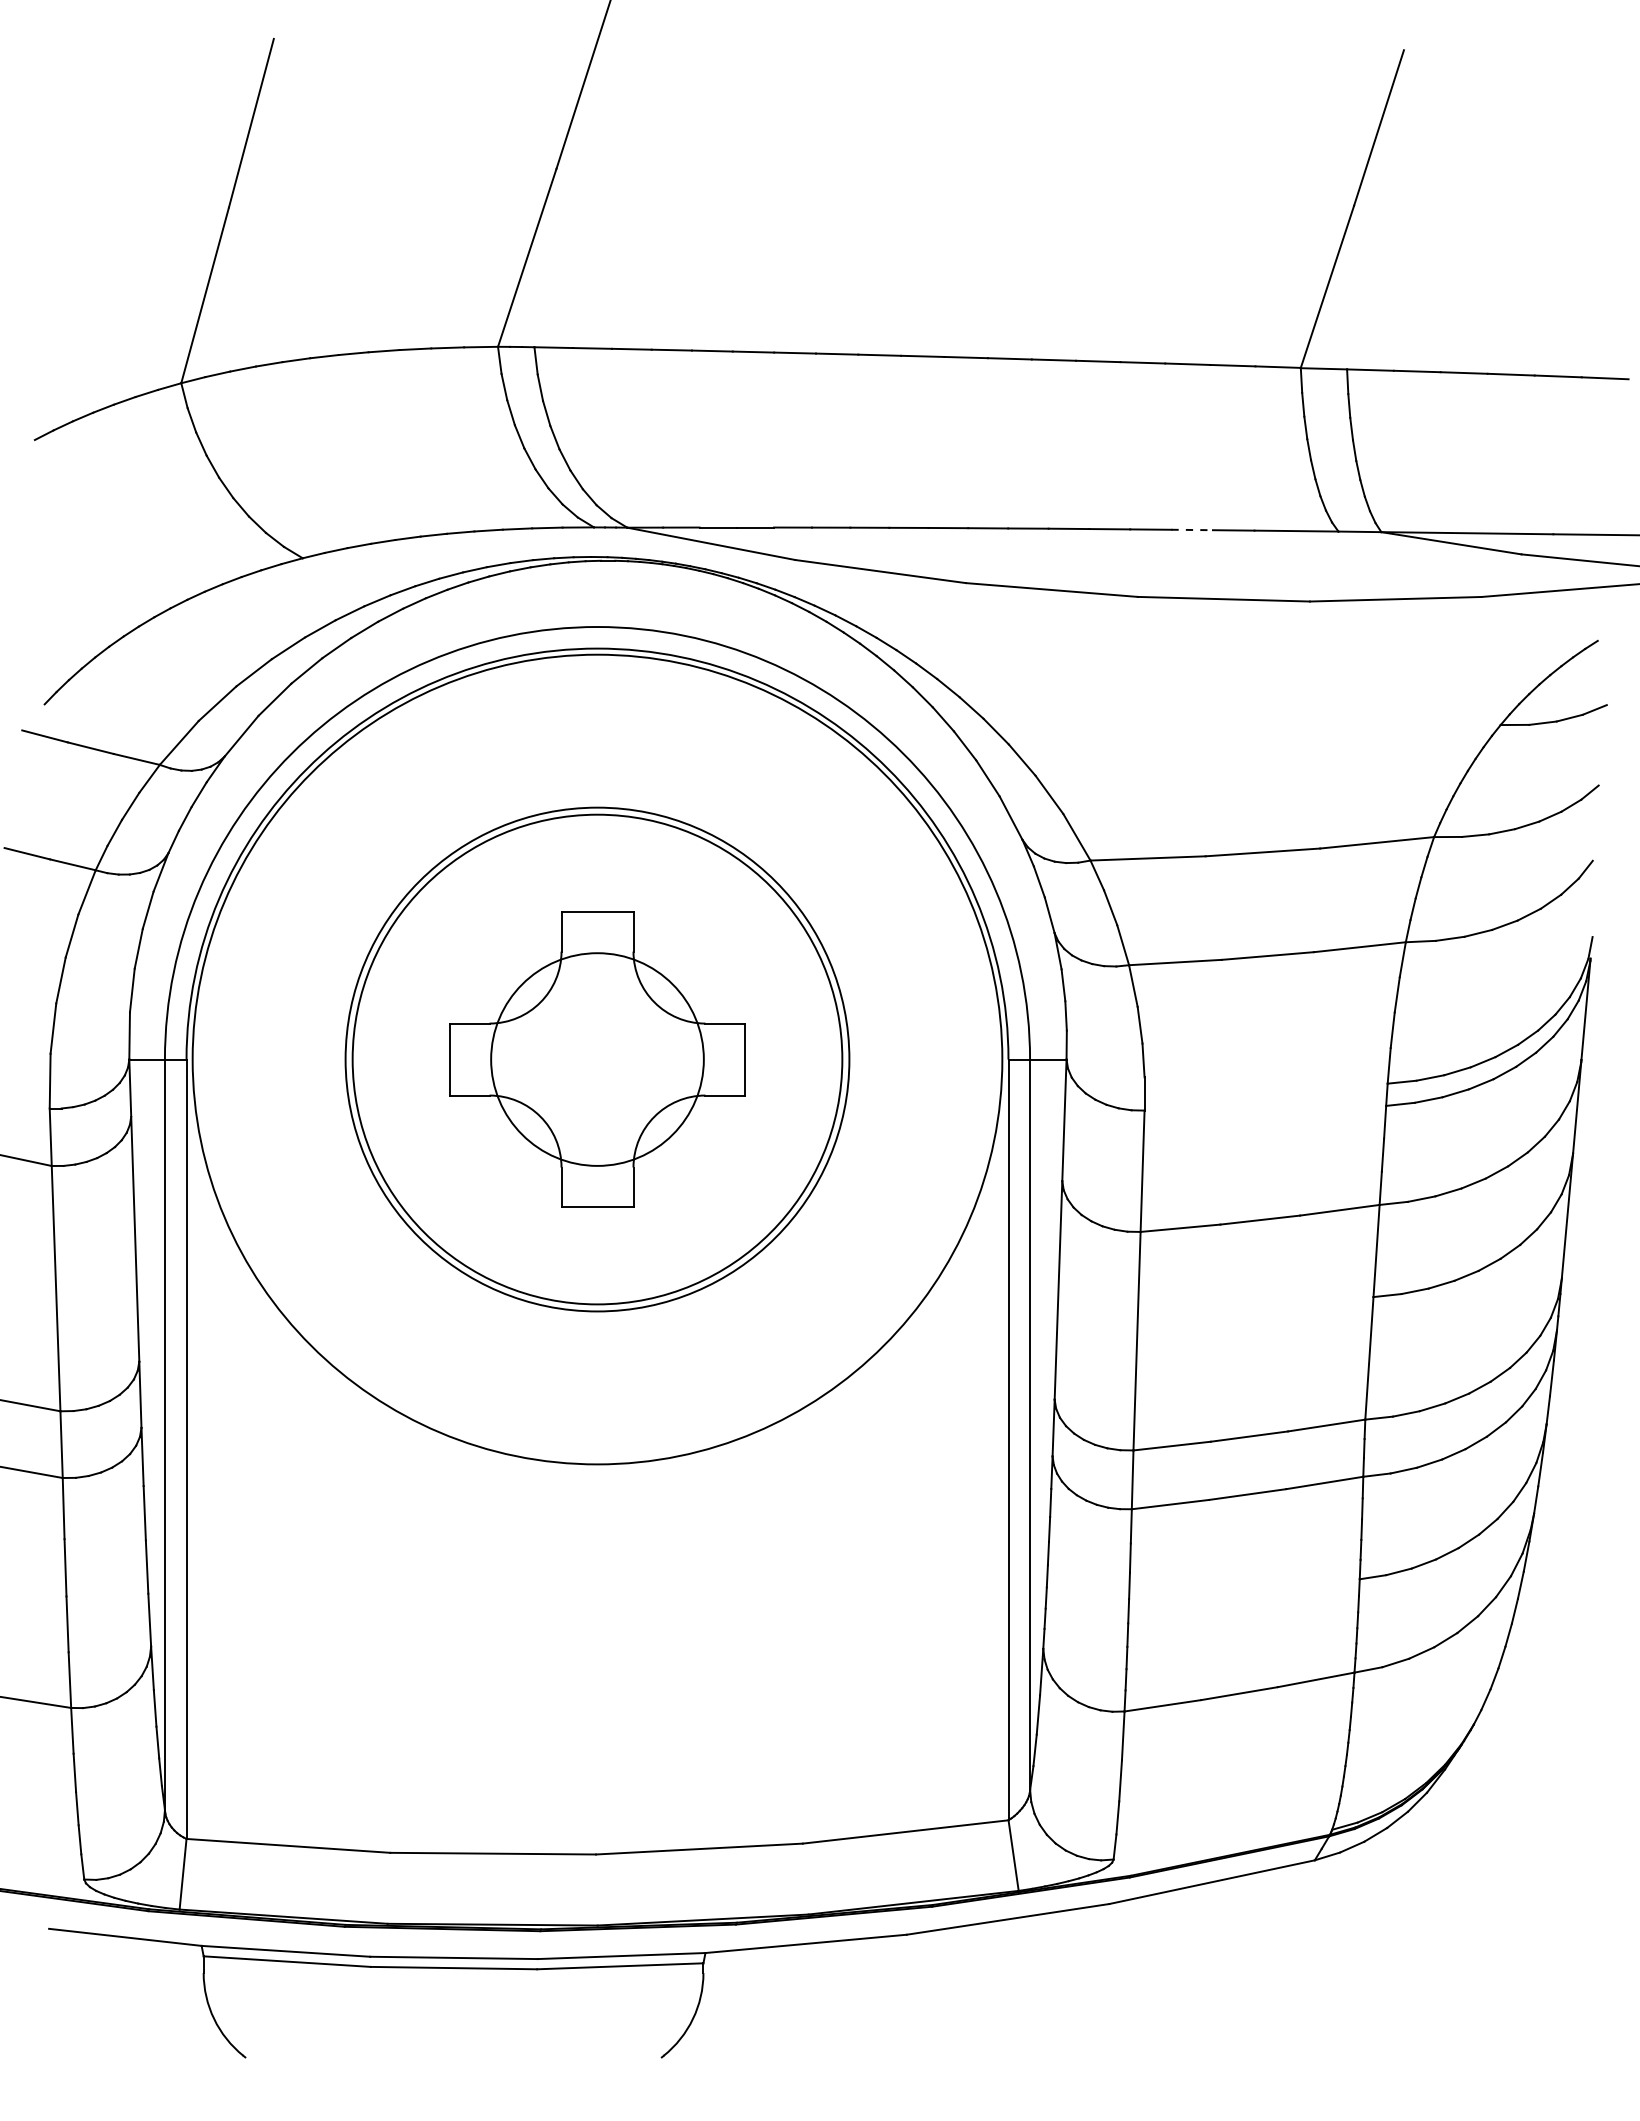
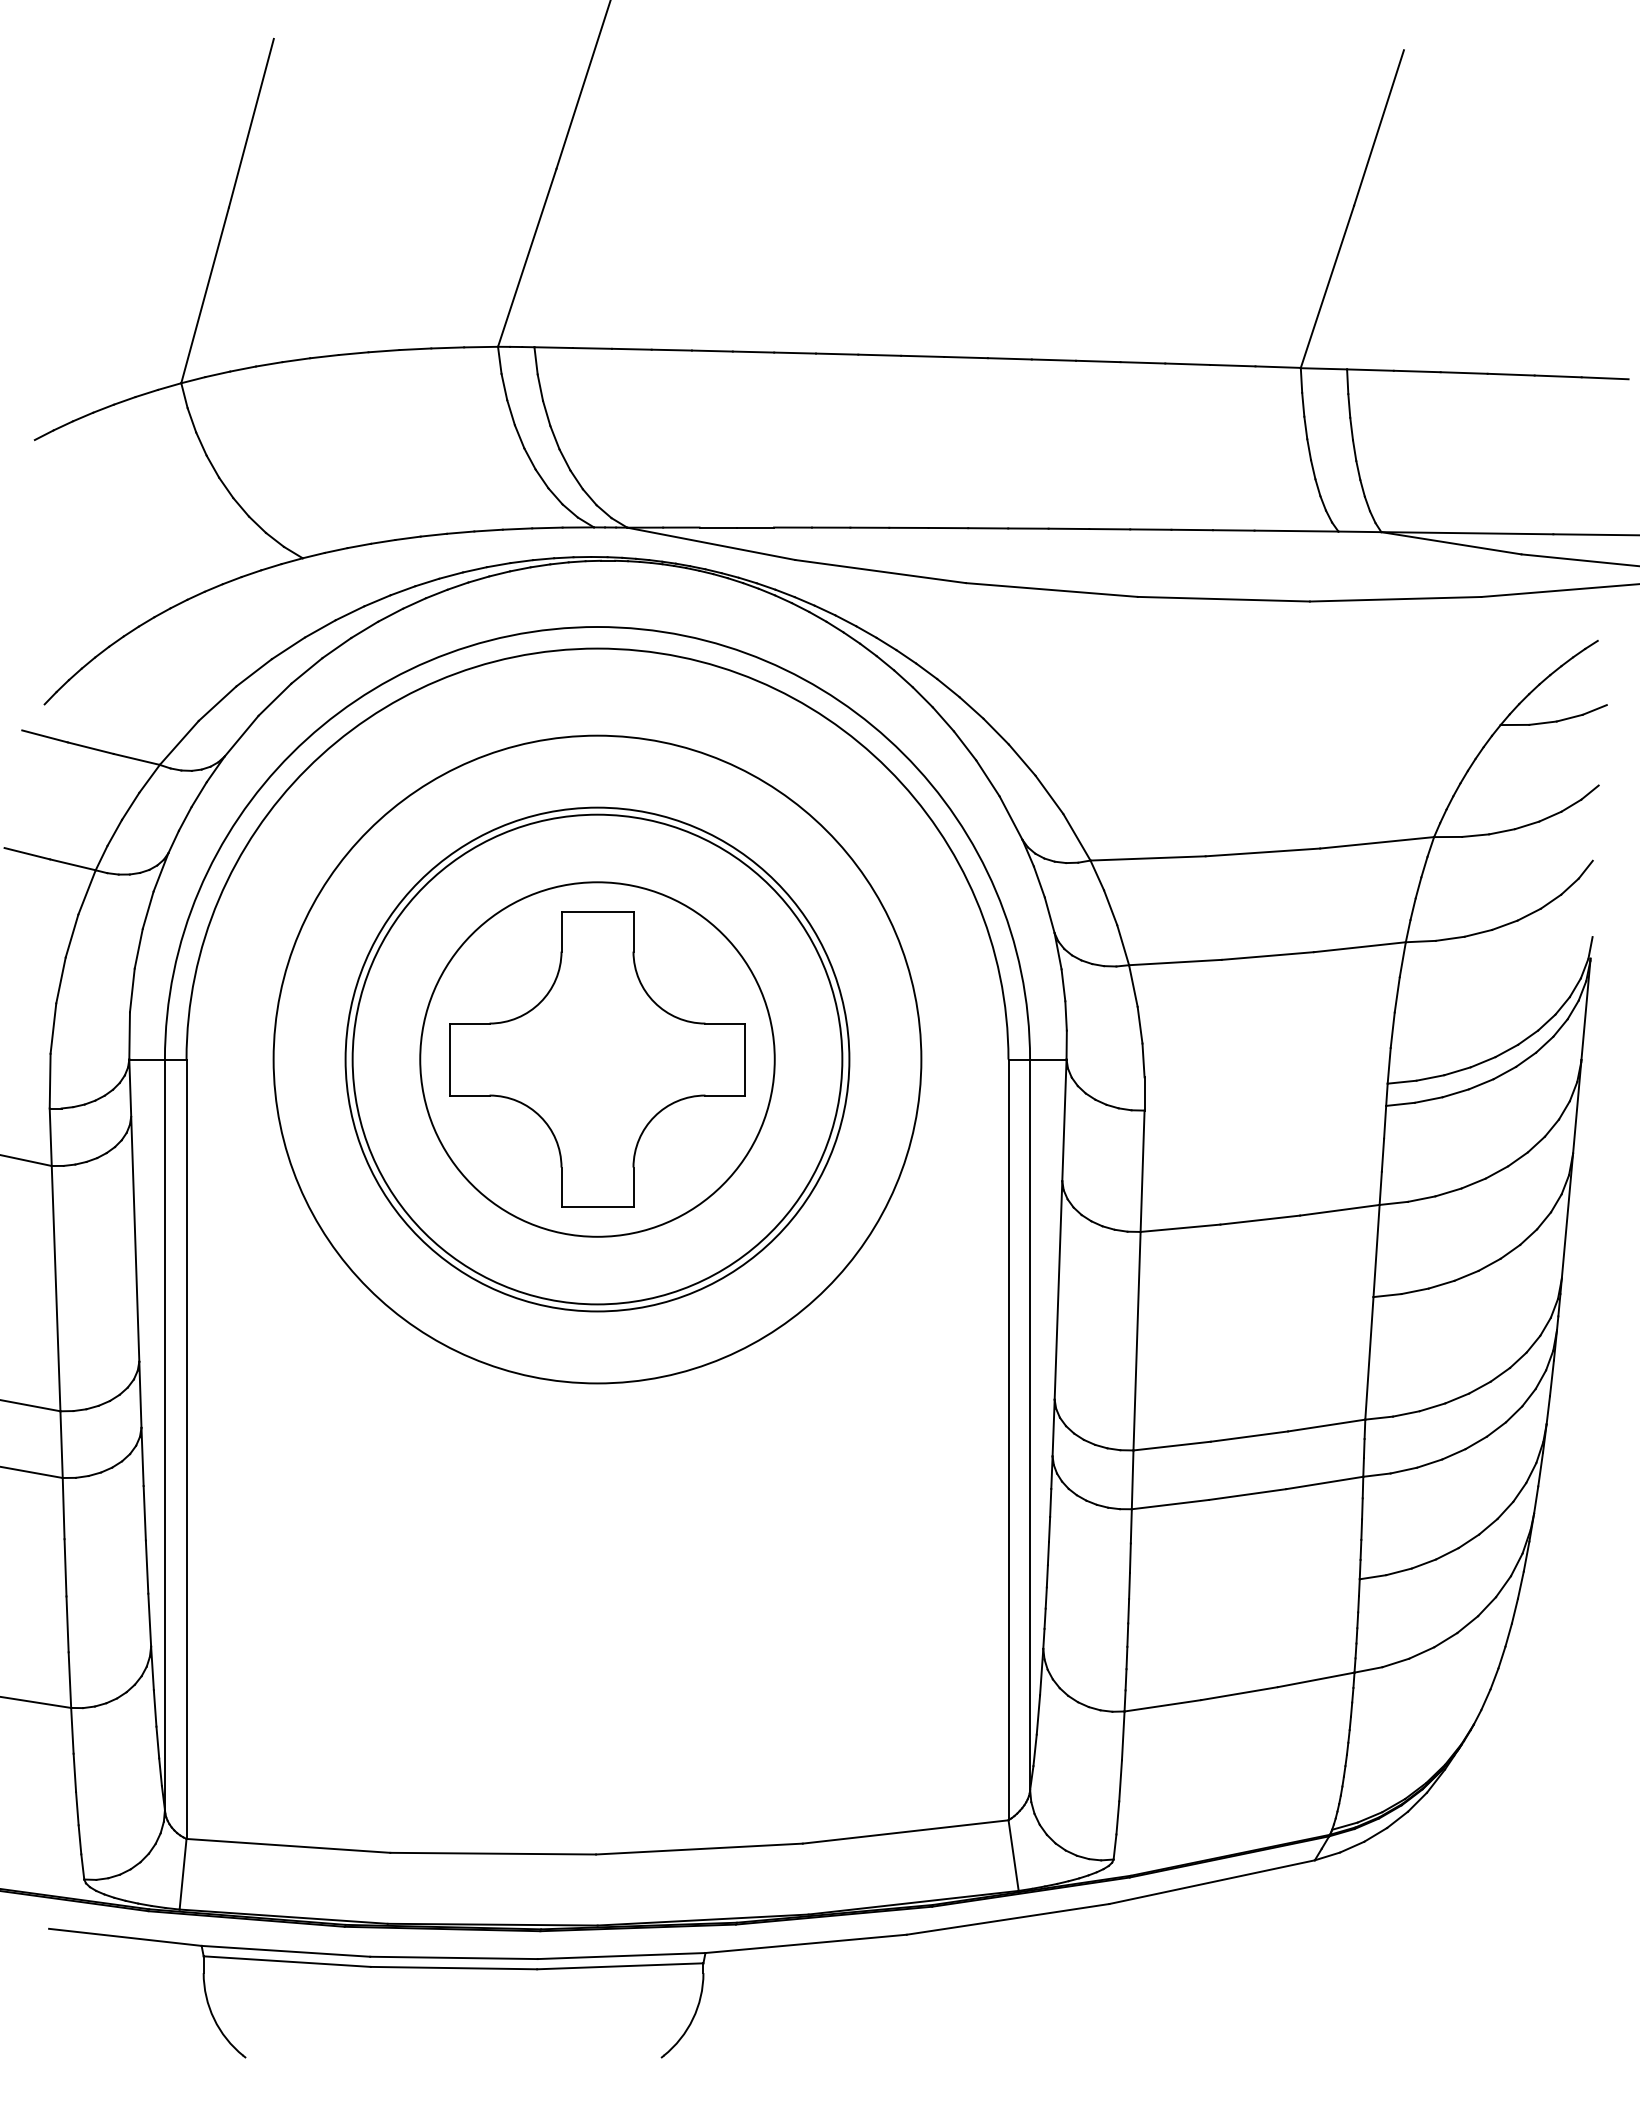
line: dashed -> solid (1192, 529)
circle diameter: 213 px -> 355 px (597, 1059)
circle diameter: 810 px -> 648 px (597, 1059)
